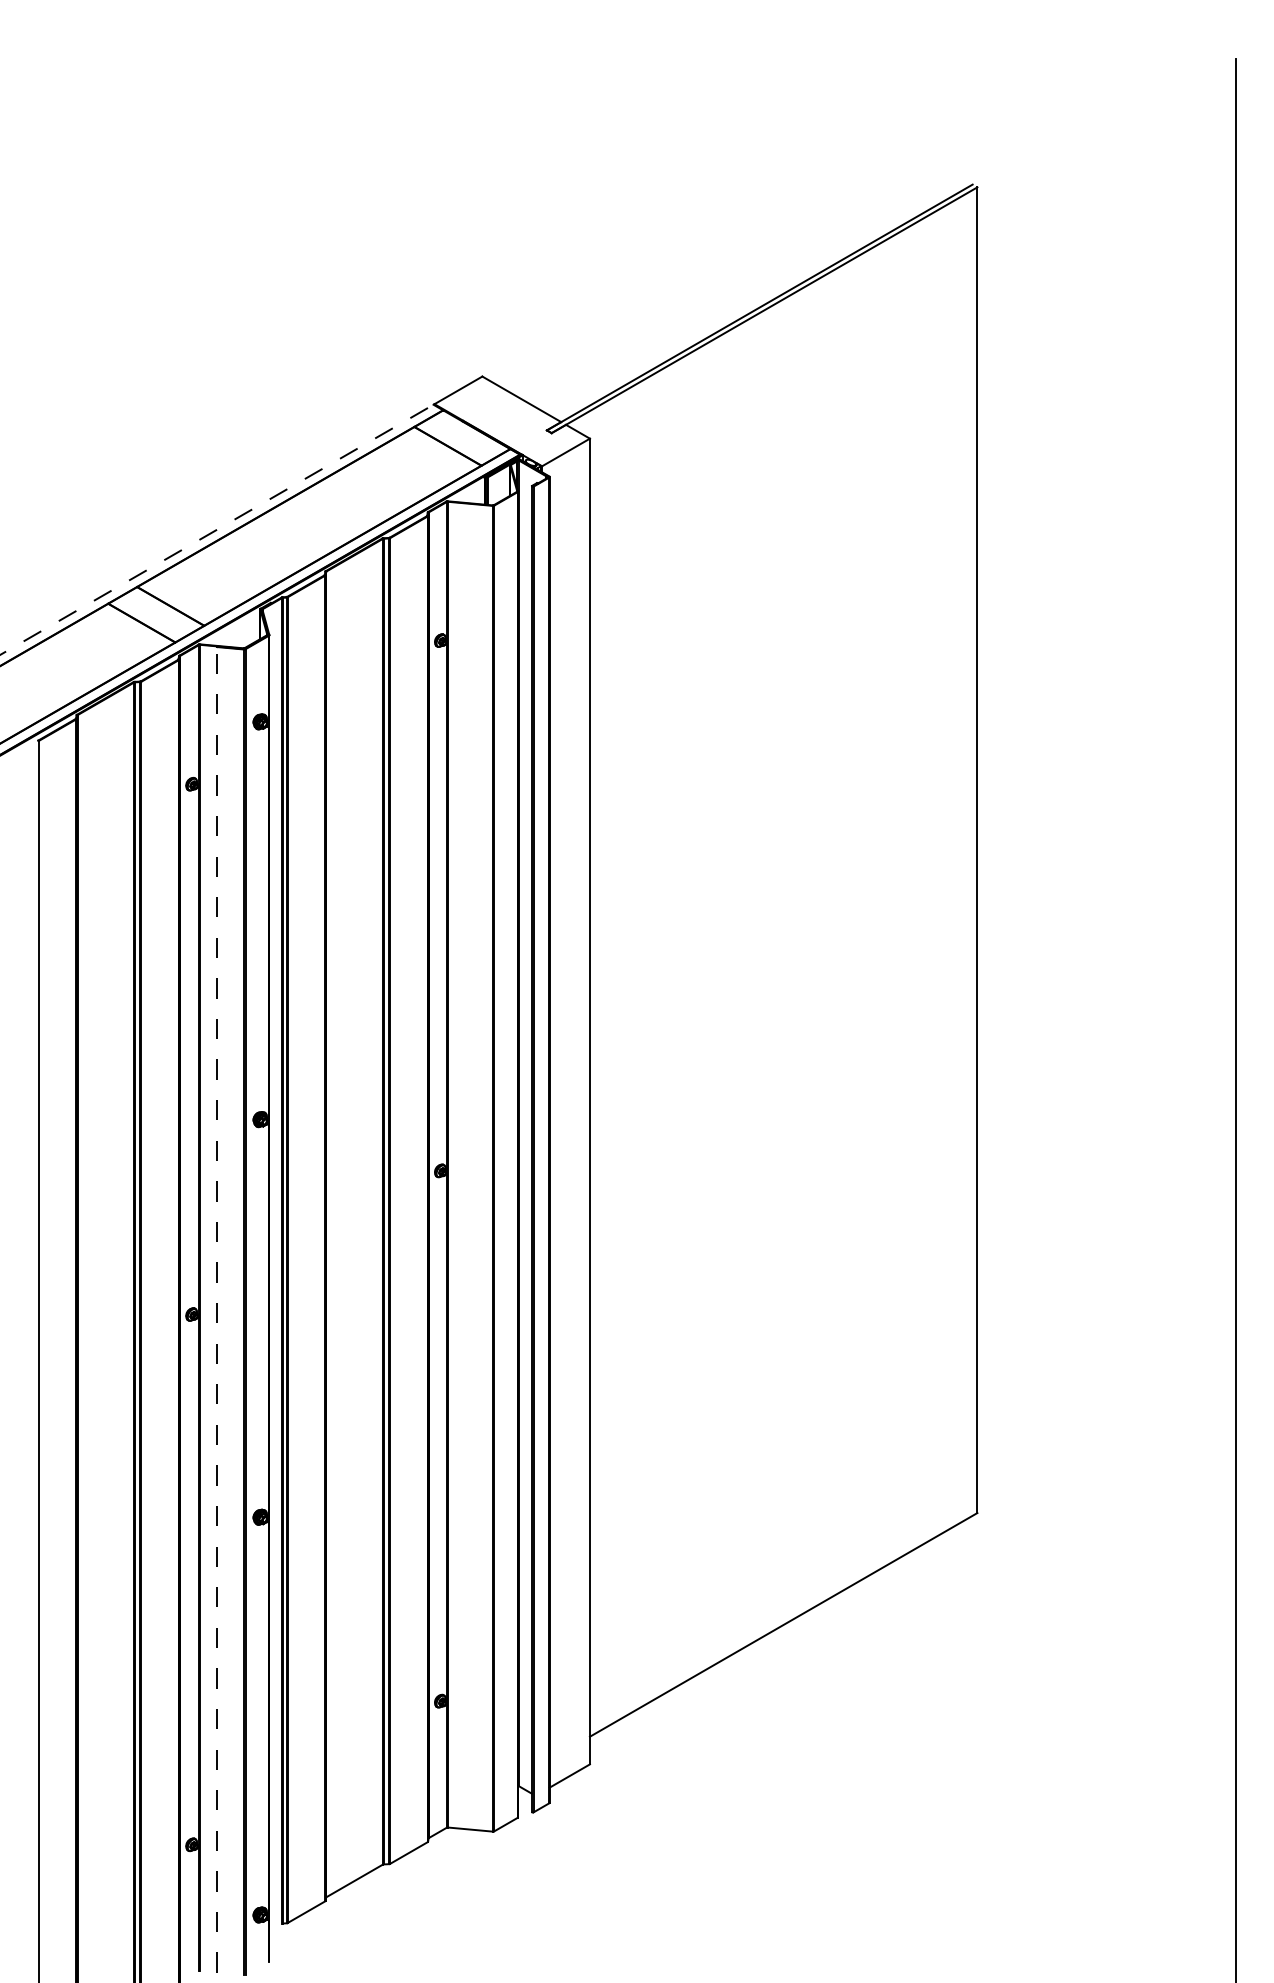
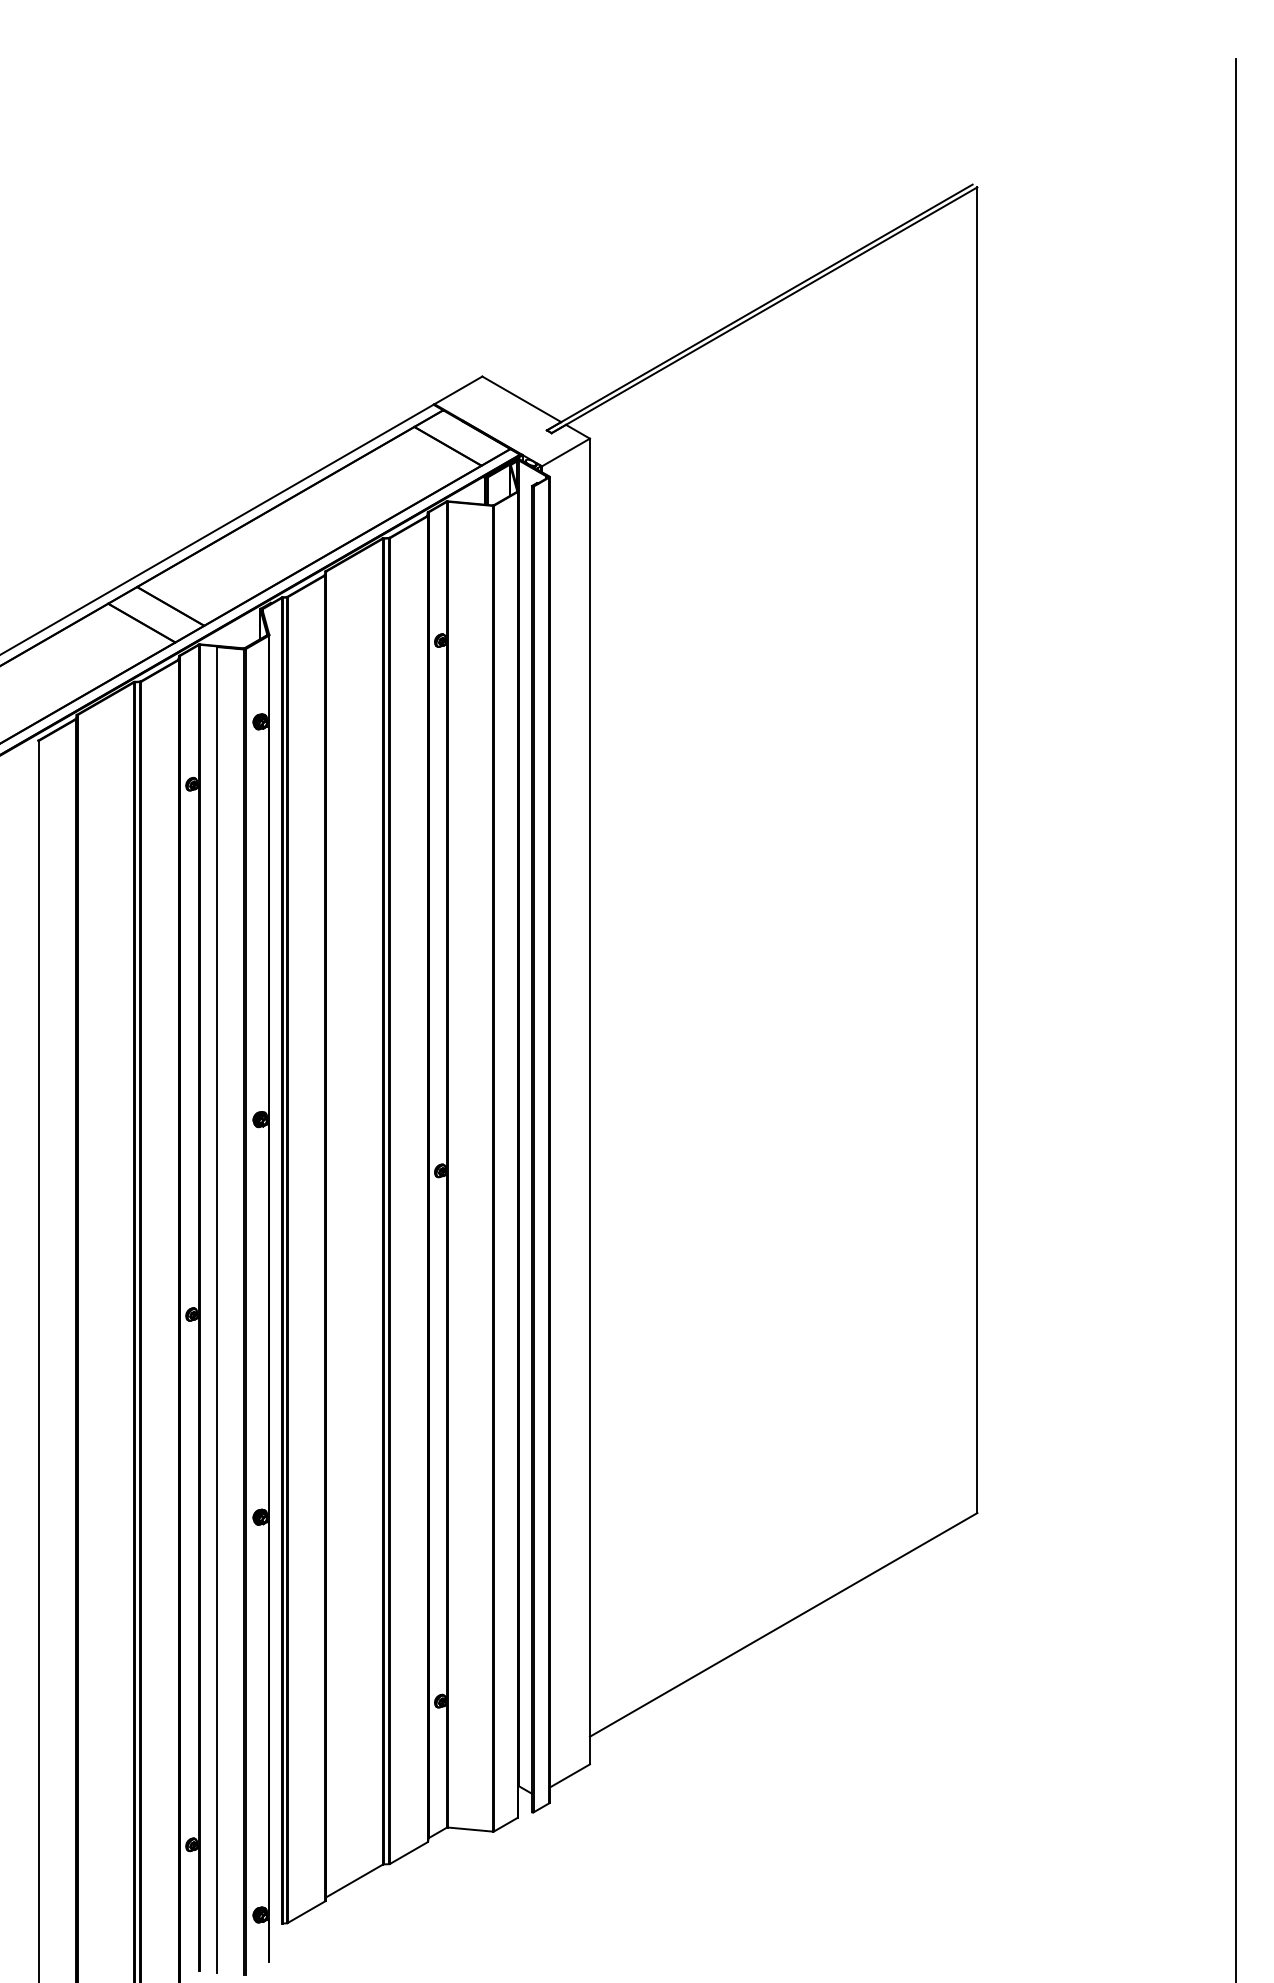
line: dashed -> solid (217, 529)
line: dashed -> solid (217, 1309)
